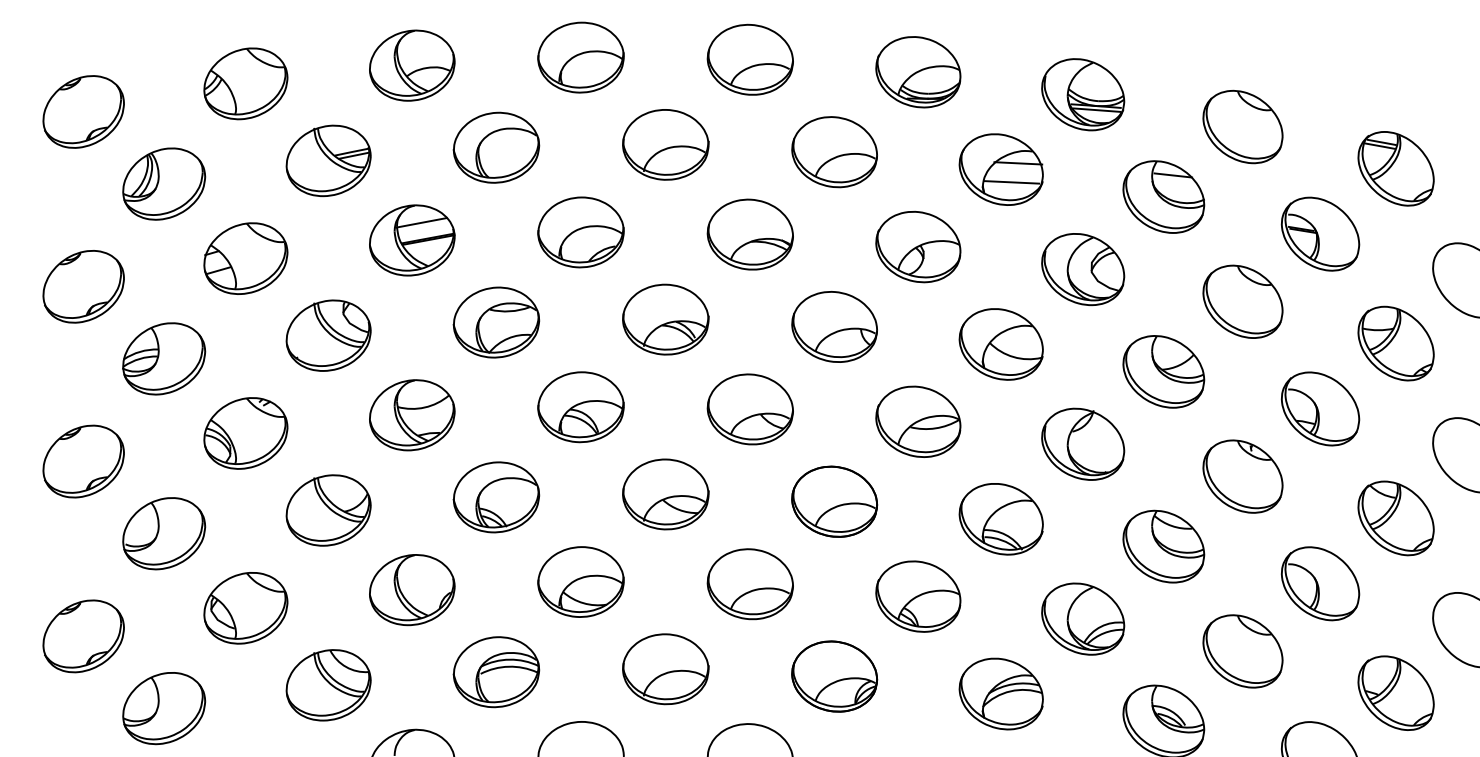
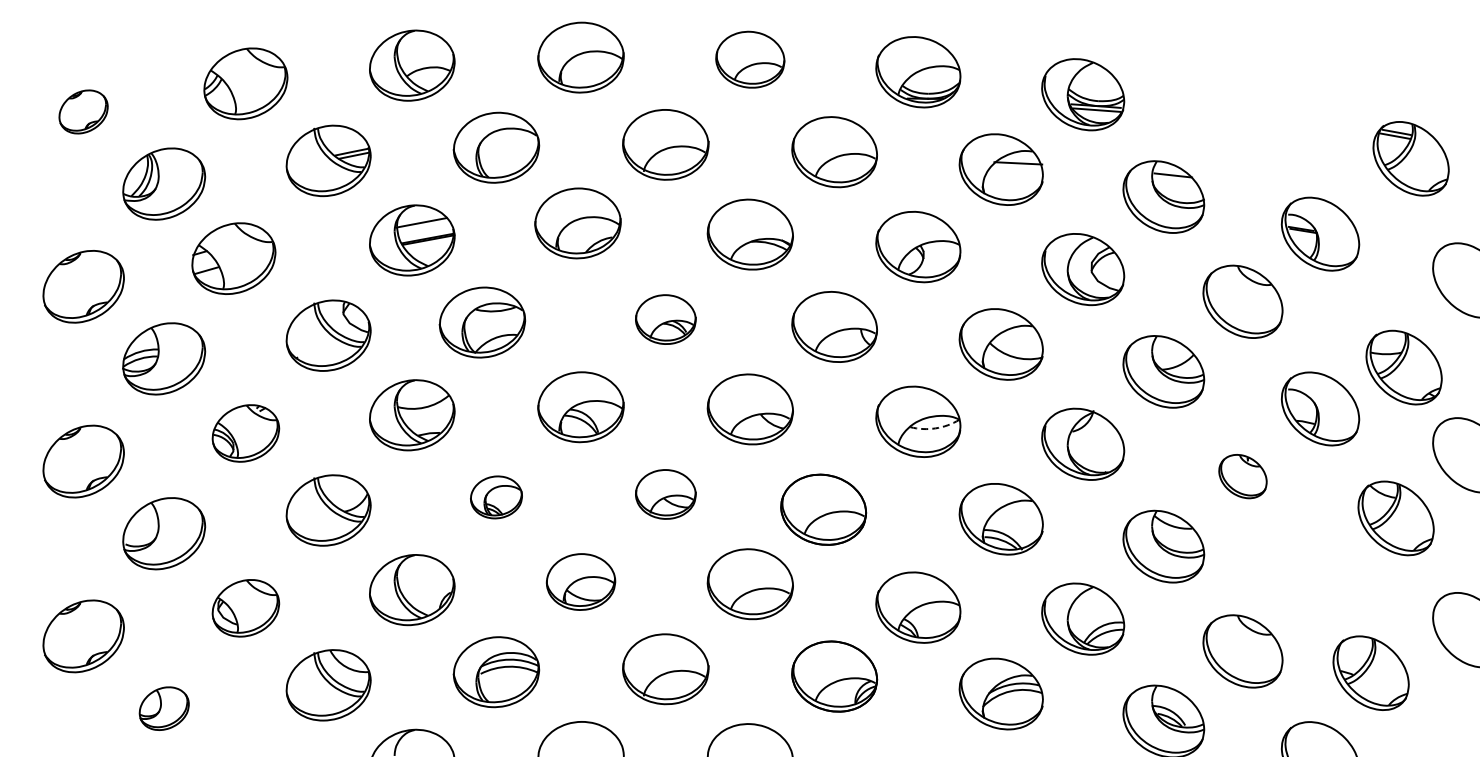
part size: 88x73 px -> 71x59 px (750, 59)
part size: 83x74 px -> 51x46 px (83, 111)
part: present -> none (1242, 126)
part position: (1395, 168) -> (1410, 158) (1410, 158)
line: present -> none (1011, 182)
part position: (580, 232) -> (577, 223) (577, 223)
part position: (245, 258) -> (233, 258) (233, 258)
part size: 88x73 px -> 62x51 px (665, 319)
part position: (496, 322) -> (482, 322) (482, 322)
part position: (1395, 343) -> (1403, 367) (1403, 367)
arc: solid -> dashed (935, 428)
part size: 86x73 px -> 70x59 px (245, 433)
part size: 82x75 px -> 50x46 px (1242, 476)
part size: 88x73 px -> 62x51 px (665, 494)
part size: 89x73 px -> 53x45 px (496, 497)
part position: (834, 501) -> (823, 509) (823, 509)
part size: 88x72 px -> 72x58 px (580, 581)
part: present -> none (1320, 583)
part position: (918, 596) -> (918, 607) (918, 607)
part size: 86x73 px -> 70x59 px (245, 608)
part position: (1395, 692) -> (1370, 672) (1370, 672)
part size: 85x74 px -> 52x45 px (163, 708)
